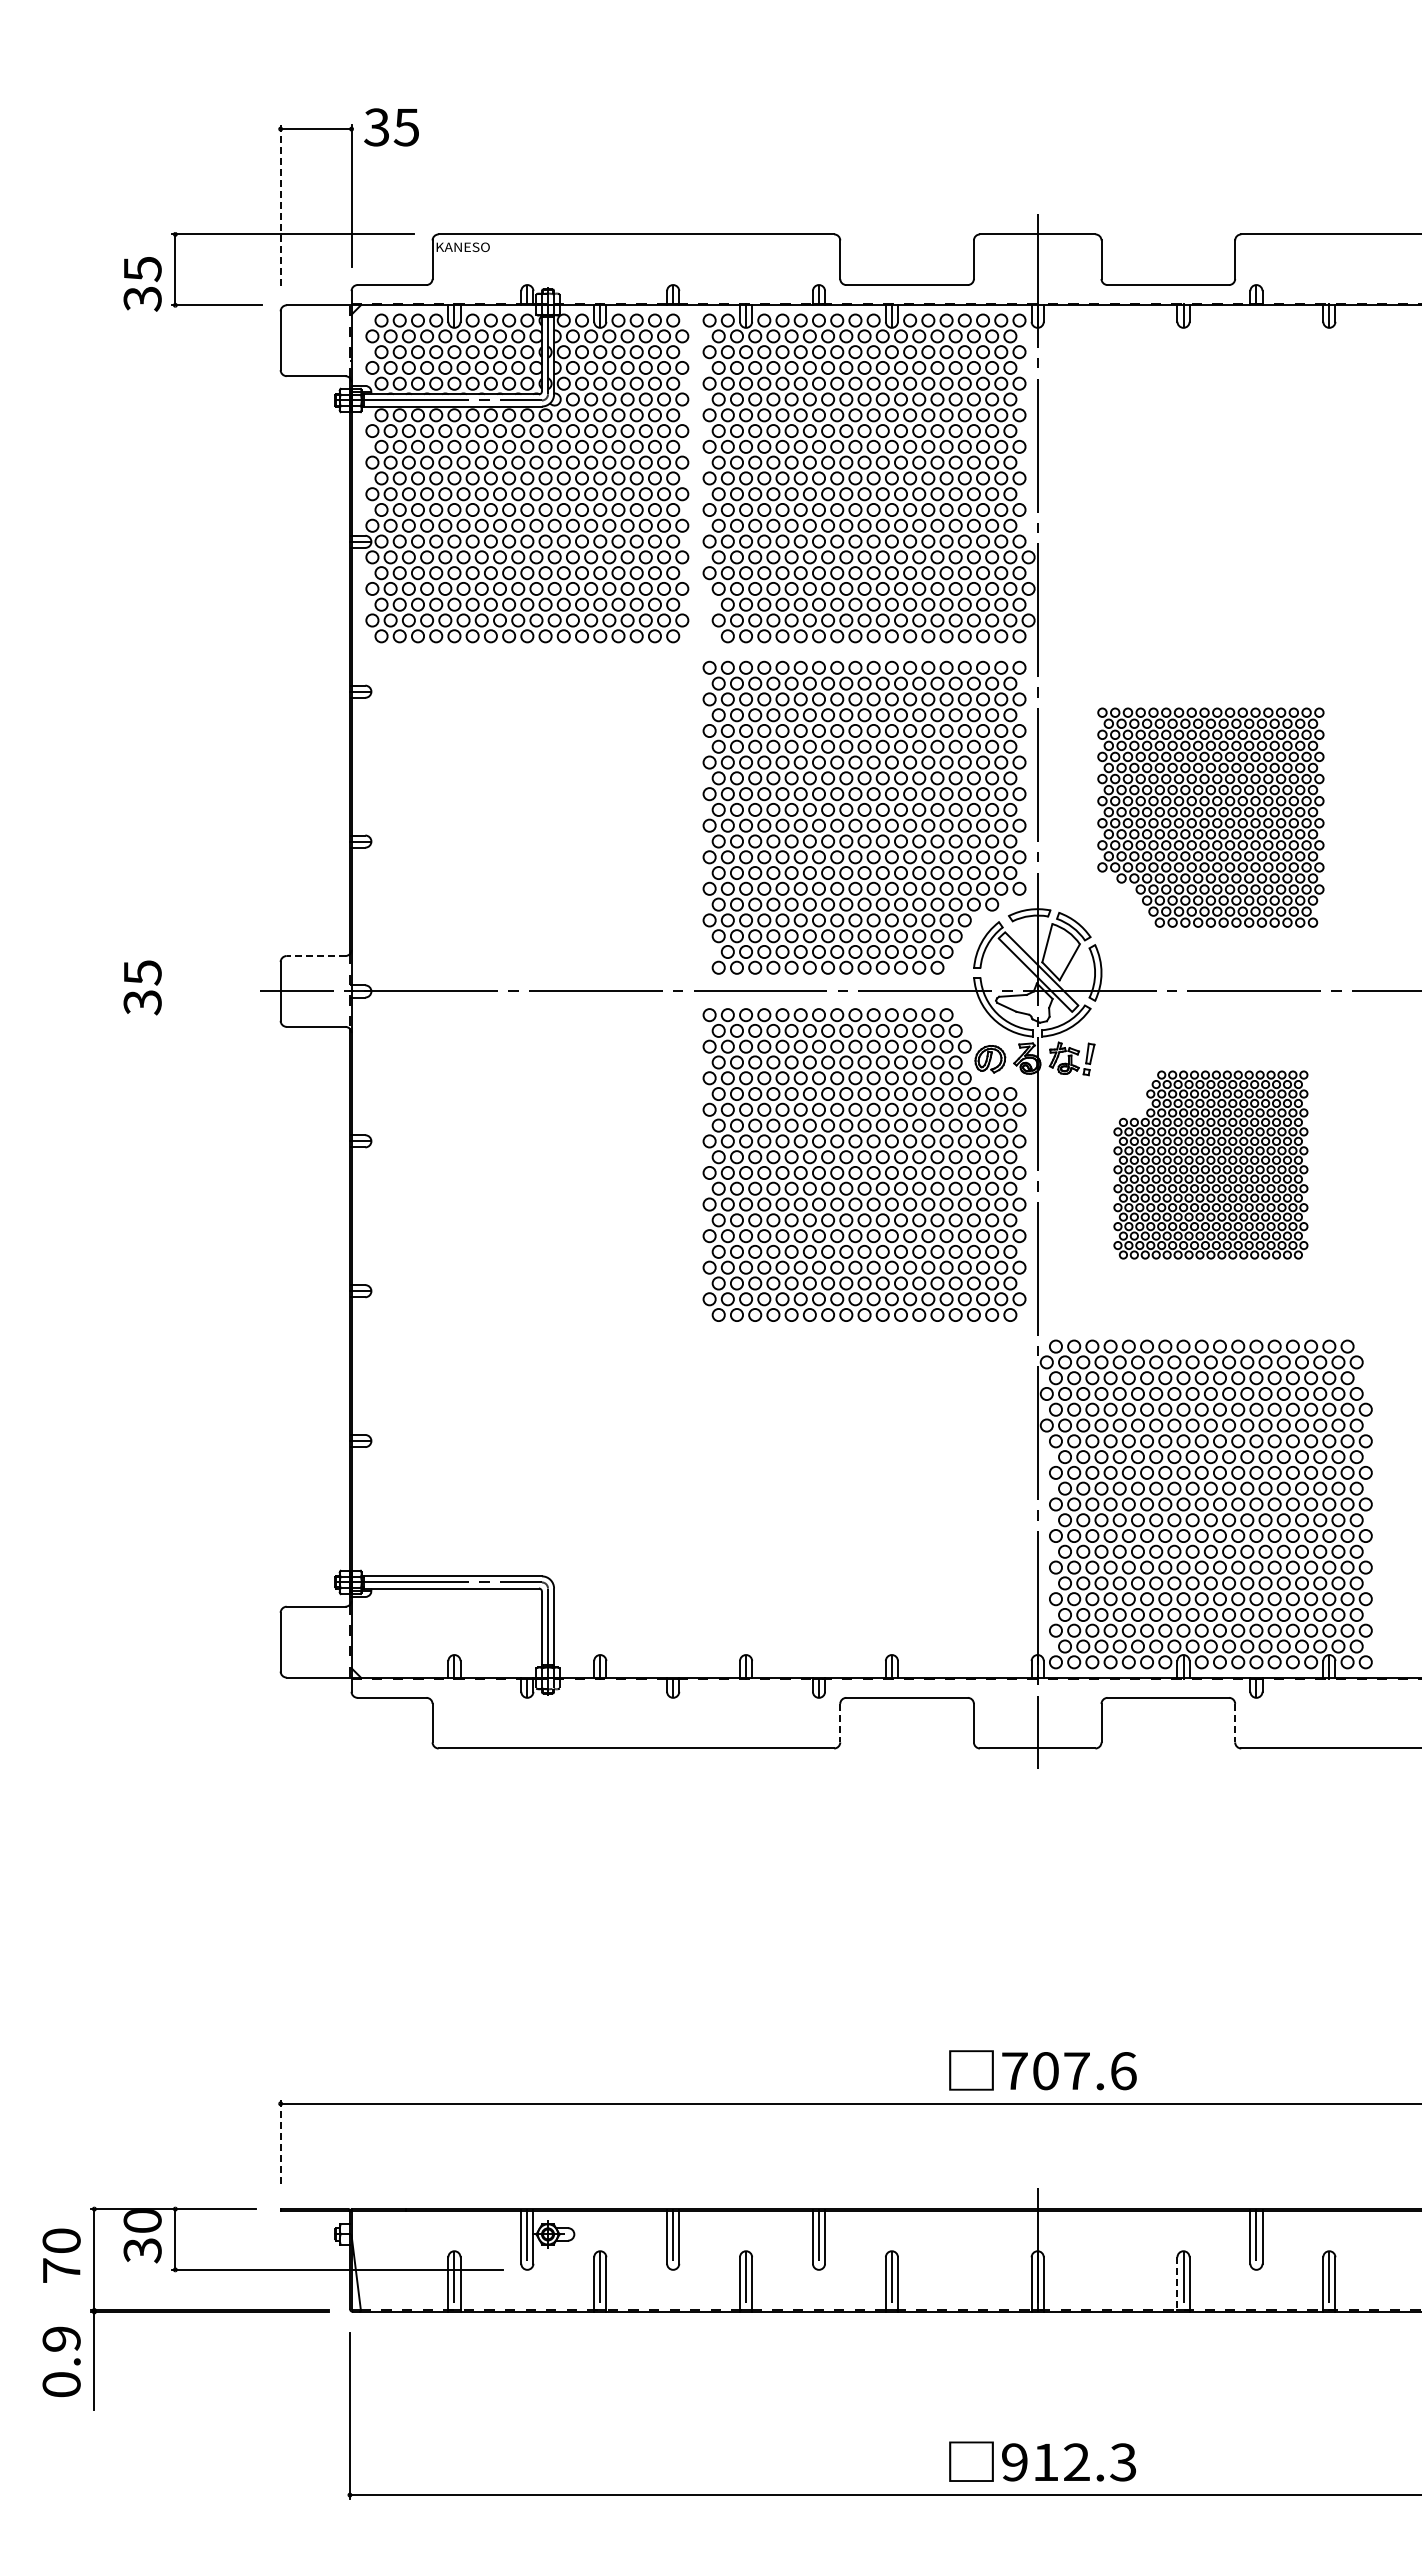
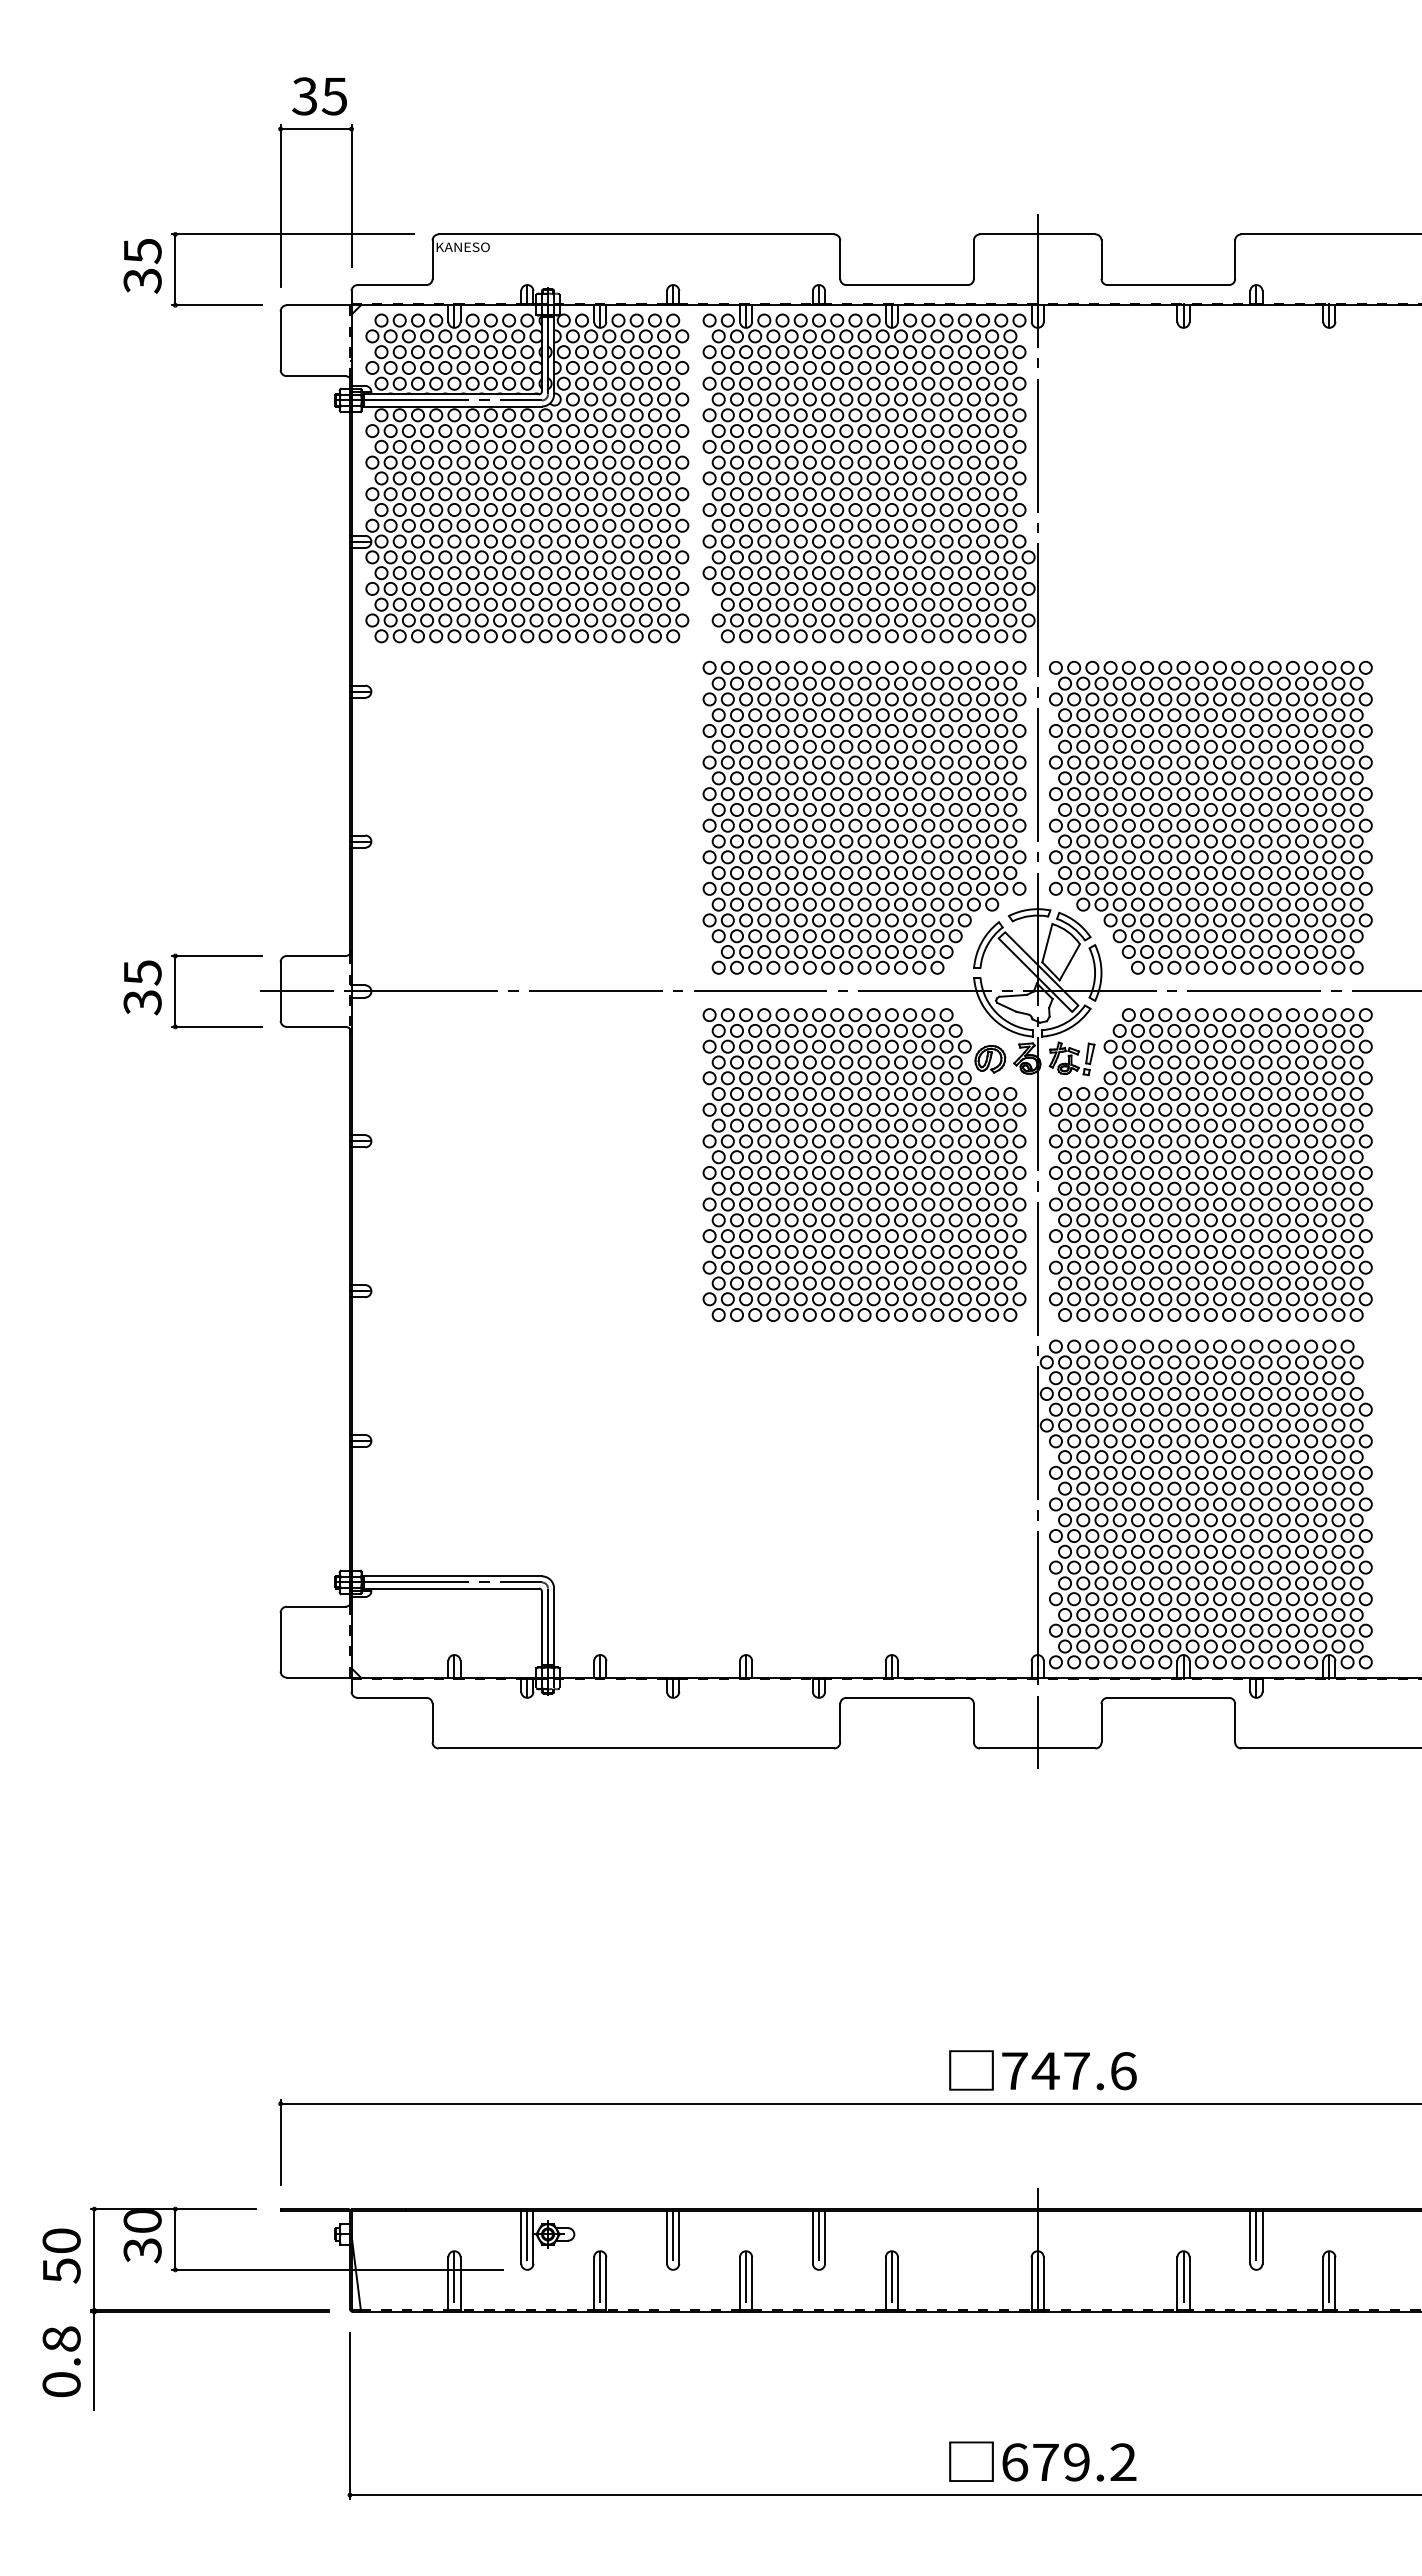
text position: (391, 127) -> (319, 96) (319, 96)
line: dashed -> solid (280, 206)
text position: (142, 284) -> (142, 266) (142, 266)
part size: 228x221 px -> 324x315 px (1210, 817)
part: none -> present (216, 956)
line: dashed -> solid (315, 956)
part size: 196x190 px -> 324x314 px (1210, 1164)
line: dashed -> solid (840, 1723)
line: dashed -> solid (1235, 1723)
text: 707.6 -> 747.6 (1045, 2071)
line: dashed -> solid (280, 2142)
text: 70 -> 50 (61, 2270)
line: dashed -> solid (1177, 2285)
text: 0.9 -> 0.8 (61, 2338)
text: 912.3 -> 679.2 (1069, 2462)
